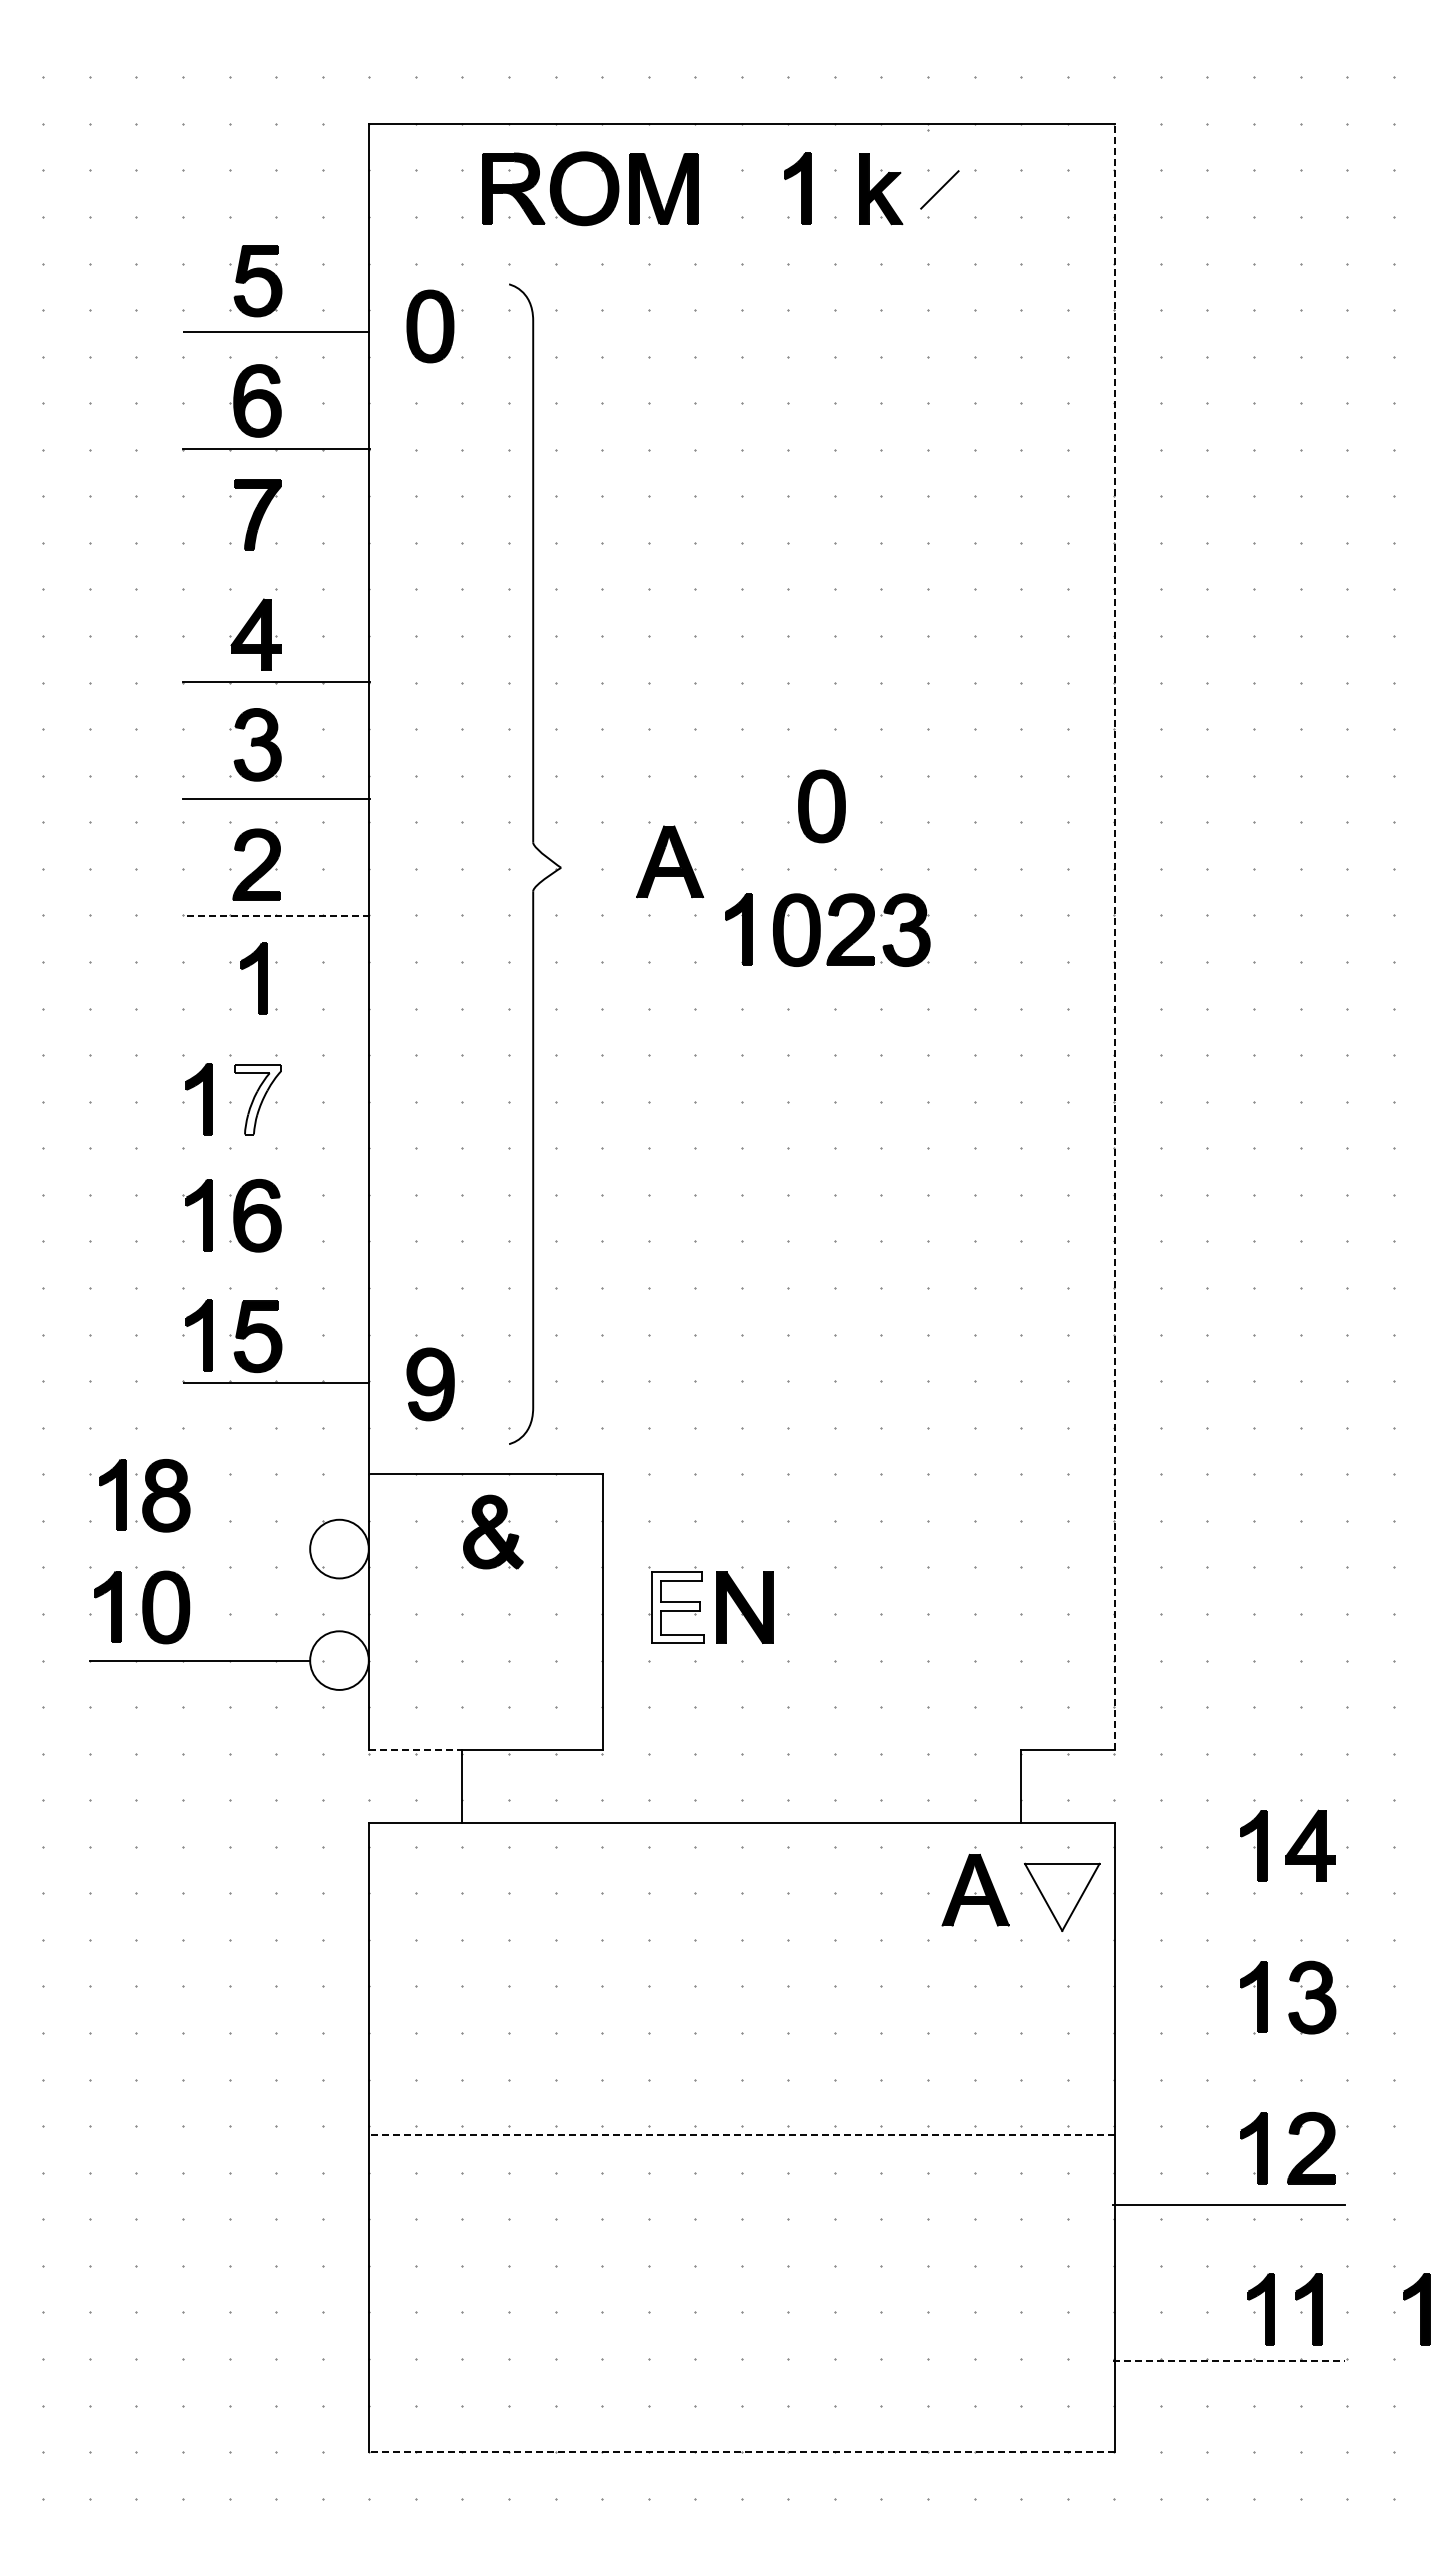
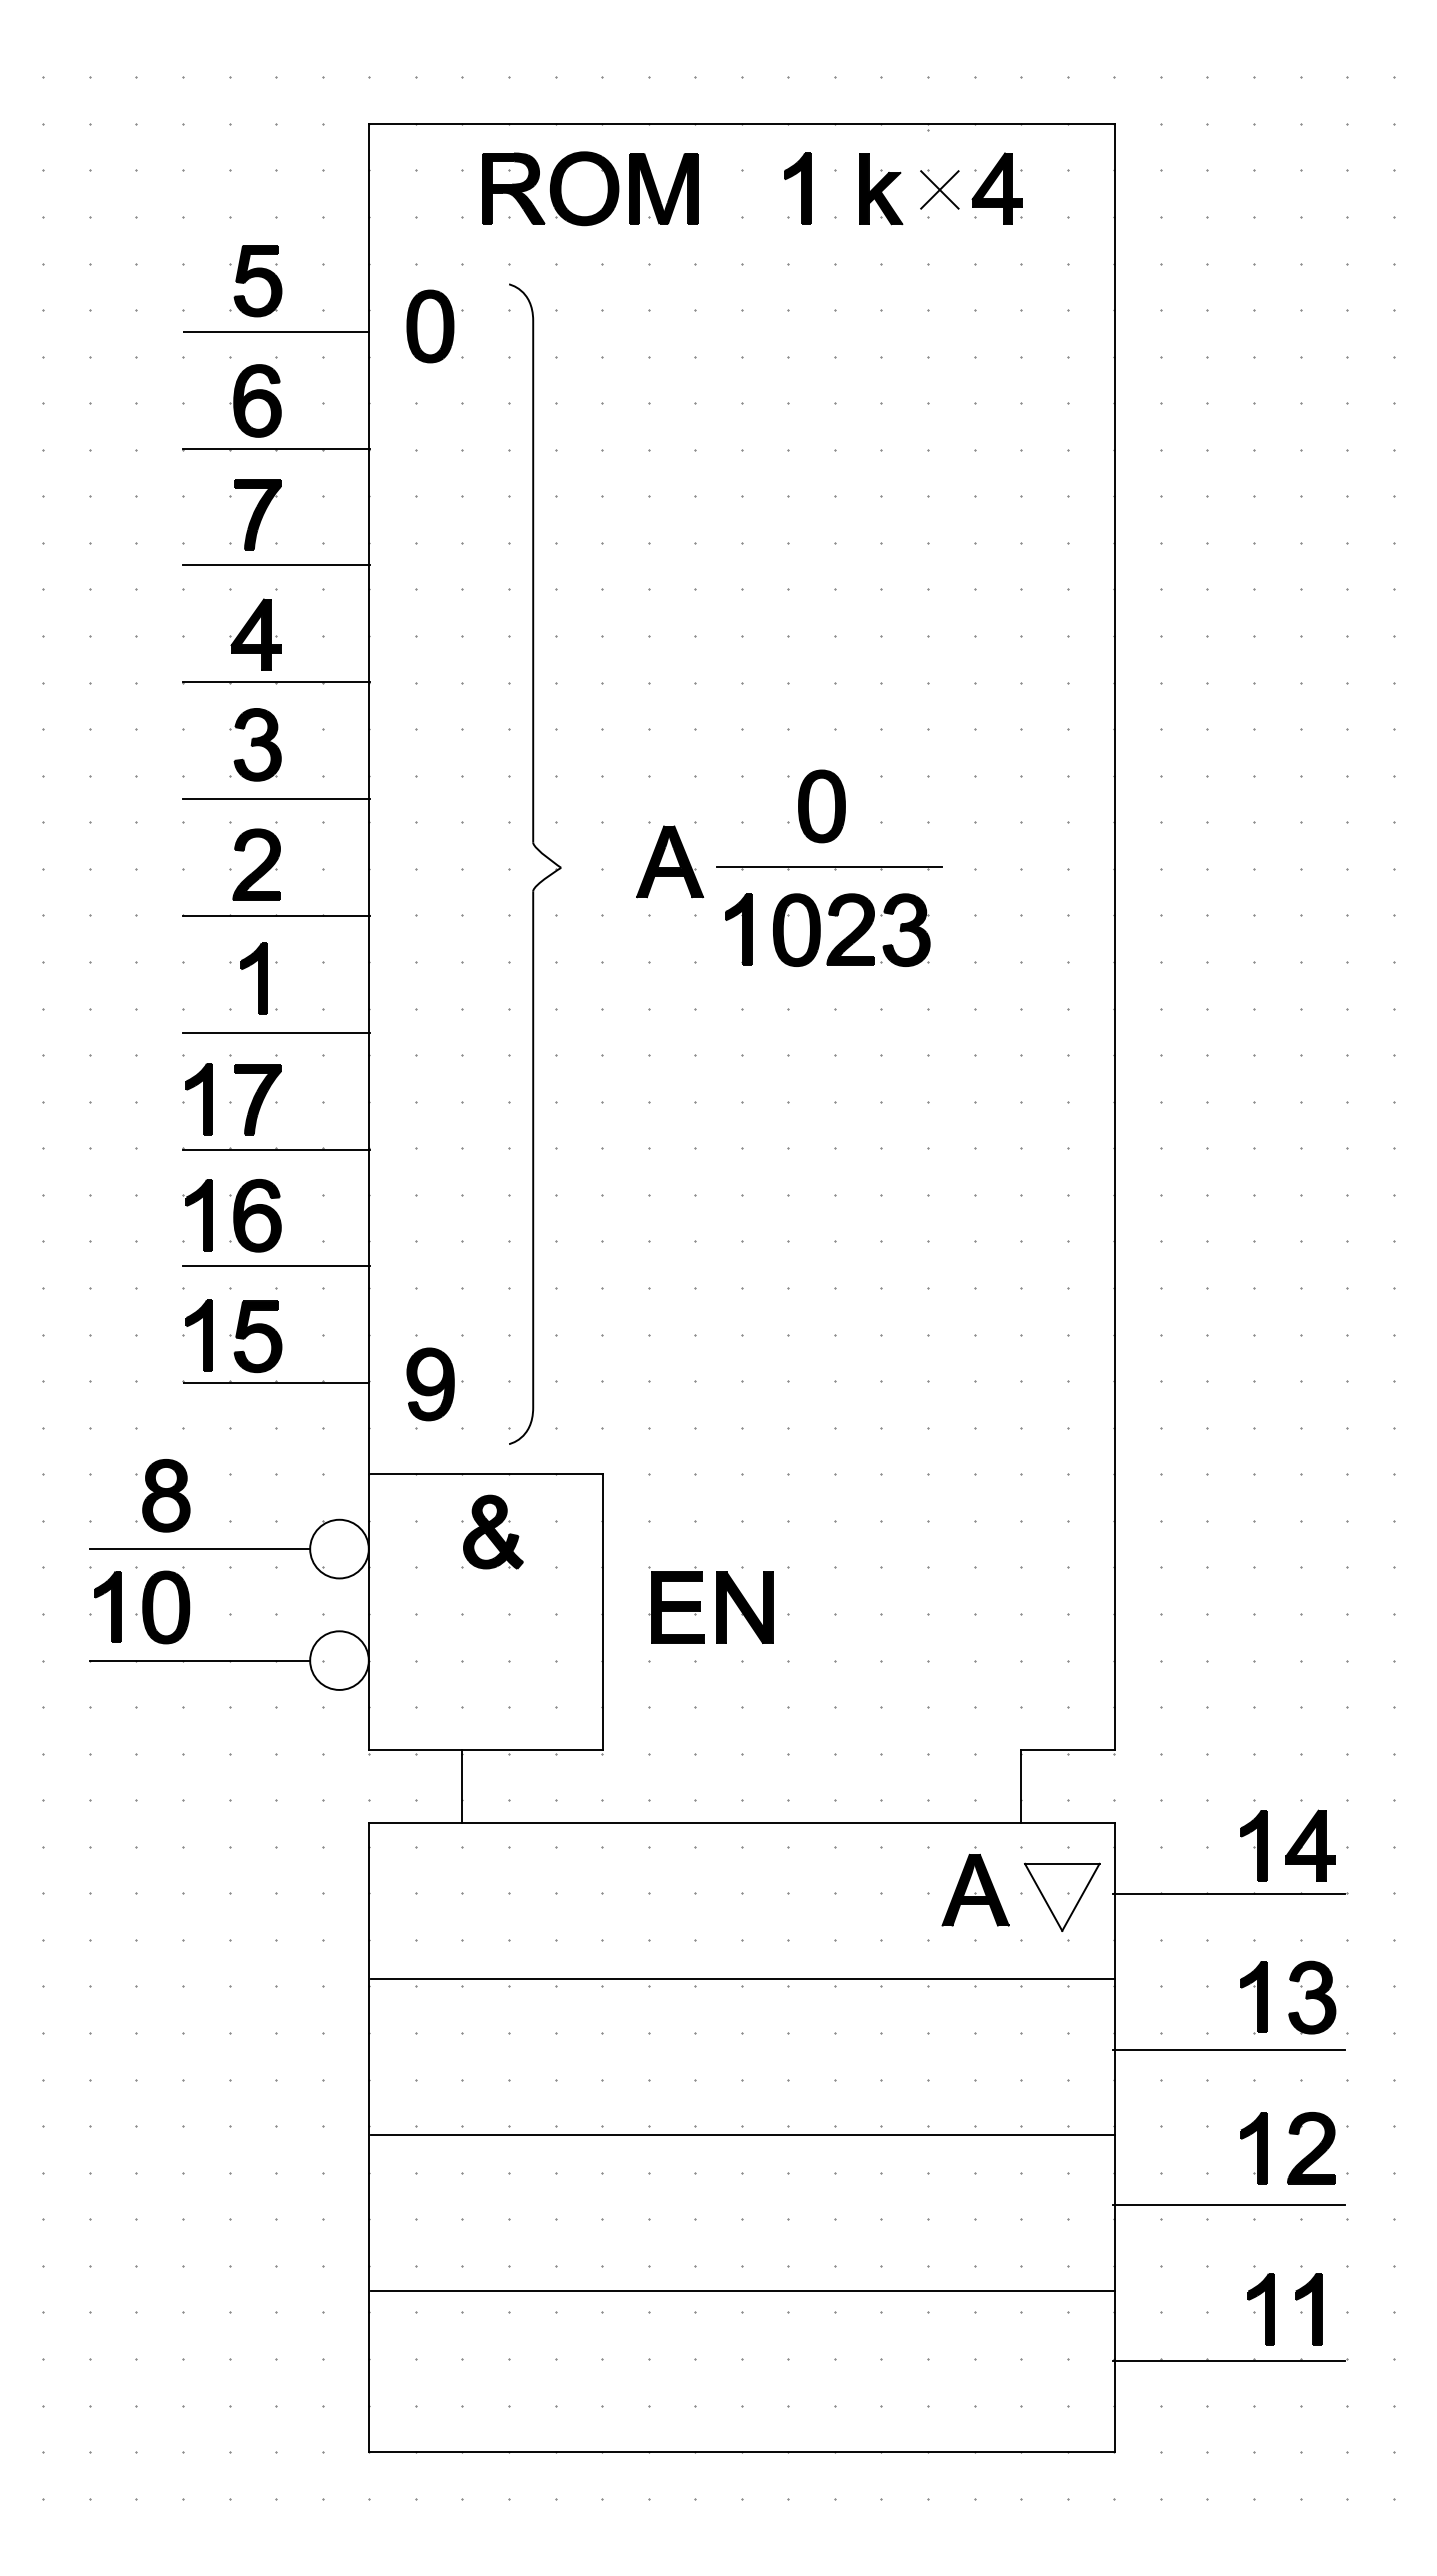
part: none -> present (996, 188)
line: none -> present (939, 189)
line: none -> present (275, 565)
line: none -> present (829, 866)
line: dashed -> solid (276, 915)
line: dashed -> solid (1114, 936)
line: none -> present (275, 1032)
fill: none -> present (257, 1099)
line: none -> present (275, 1149)
line: none -> present (275, 1266)
part: present -> none (112, 1494)
line: none -> present (199, 1549)
fill: none -> present (677, 1607)
line: dashed -> solid (415, 1750)
line: none -> present (1229, 1894)
line: none -> present (742, 1978)
line: none -> present (1229, 2049)
line: dashed -> solid (742, 2135)
line: none -> present (742, 2291)
part: present -> none (1416, 2309)
line: dashed -> solid (1229, 2360)
line: dashed -> solid (741, 2452)
